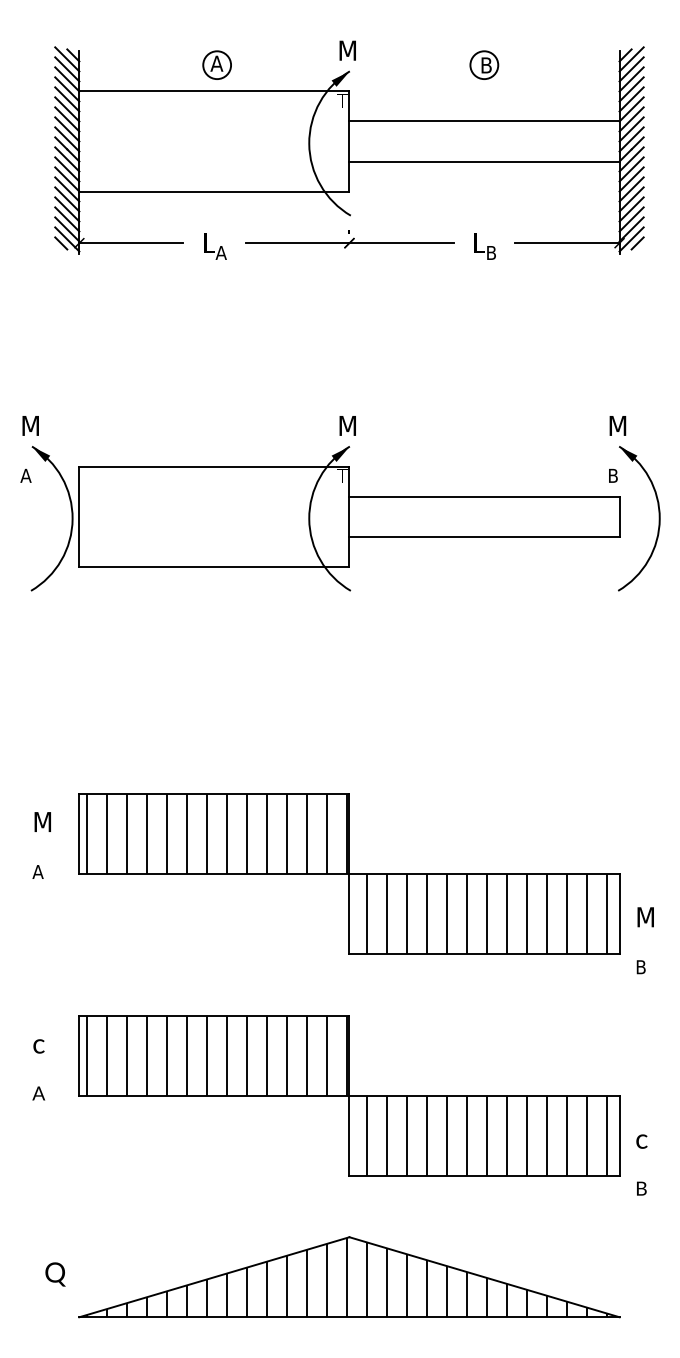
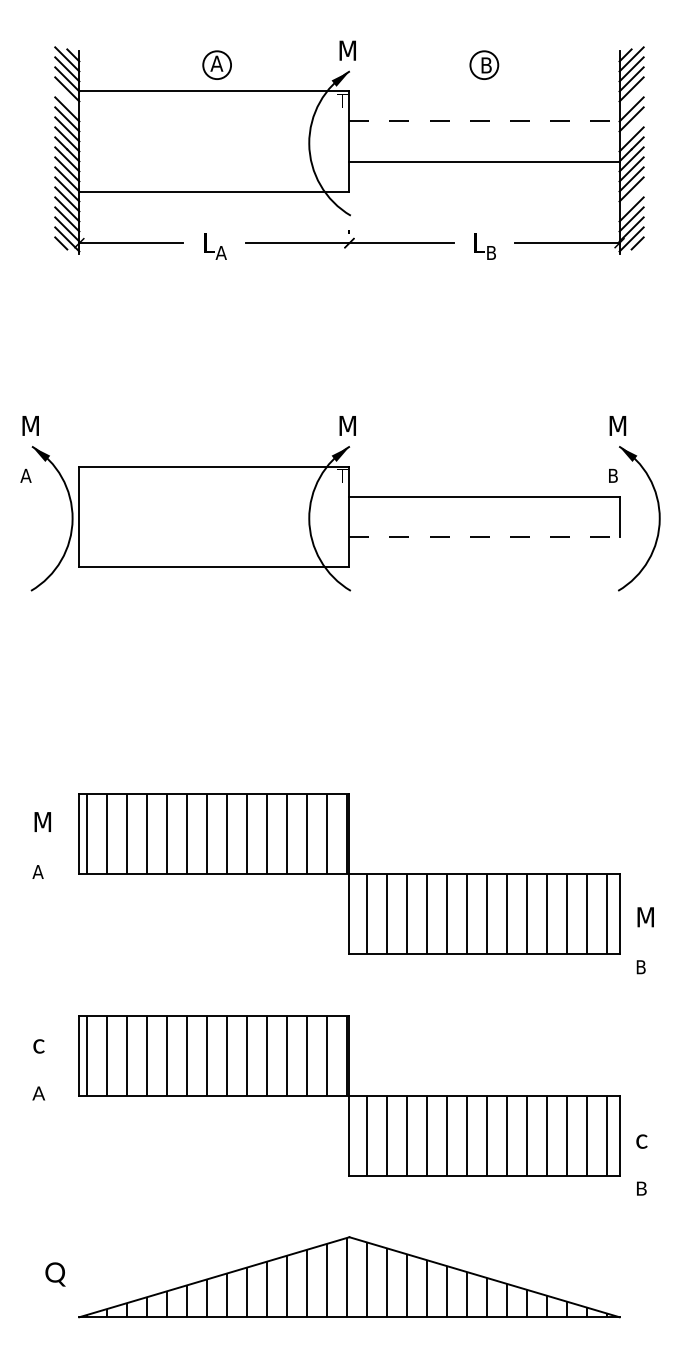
line: present -> none (67, 99)
line: present -> none (631, 99)
line: solid -> dashed (485, 121)
line: present -> none (631, 129)
line: present -> none (631, 199)
line: solid -> dashed (485, 536)
